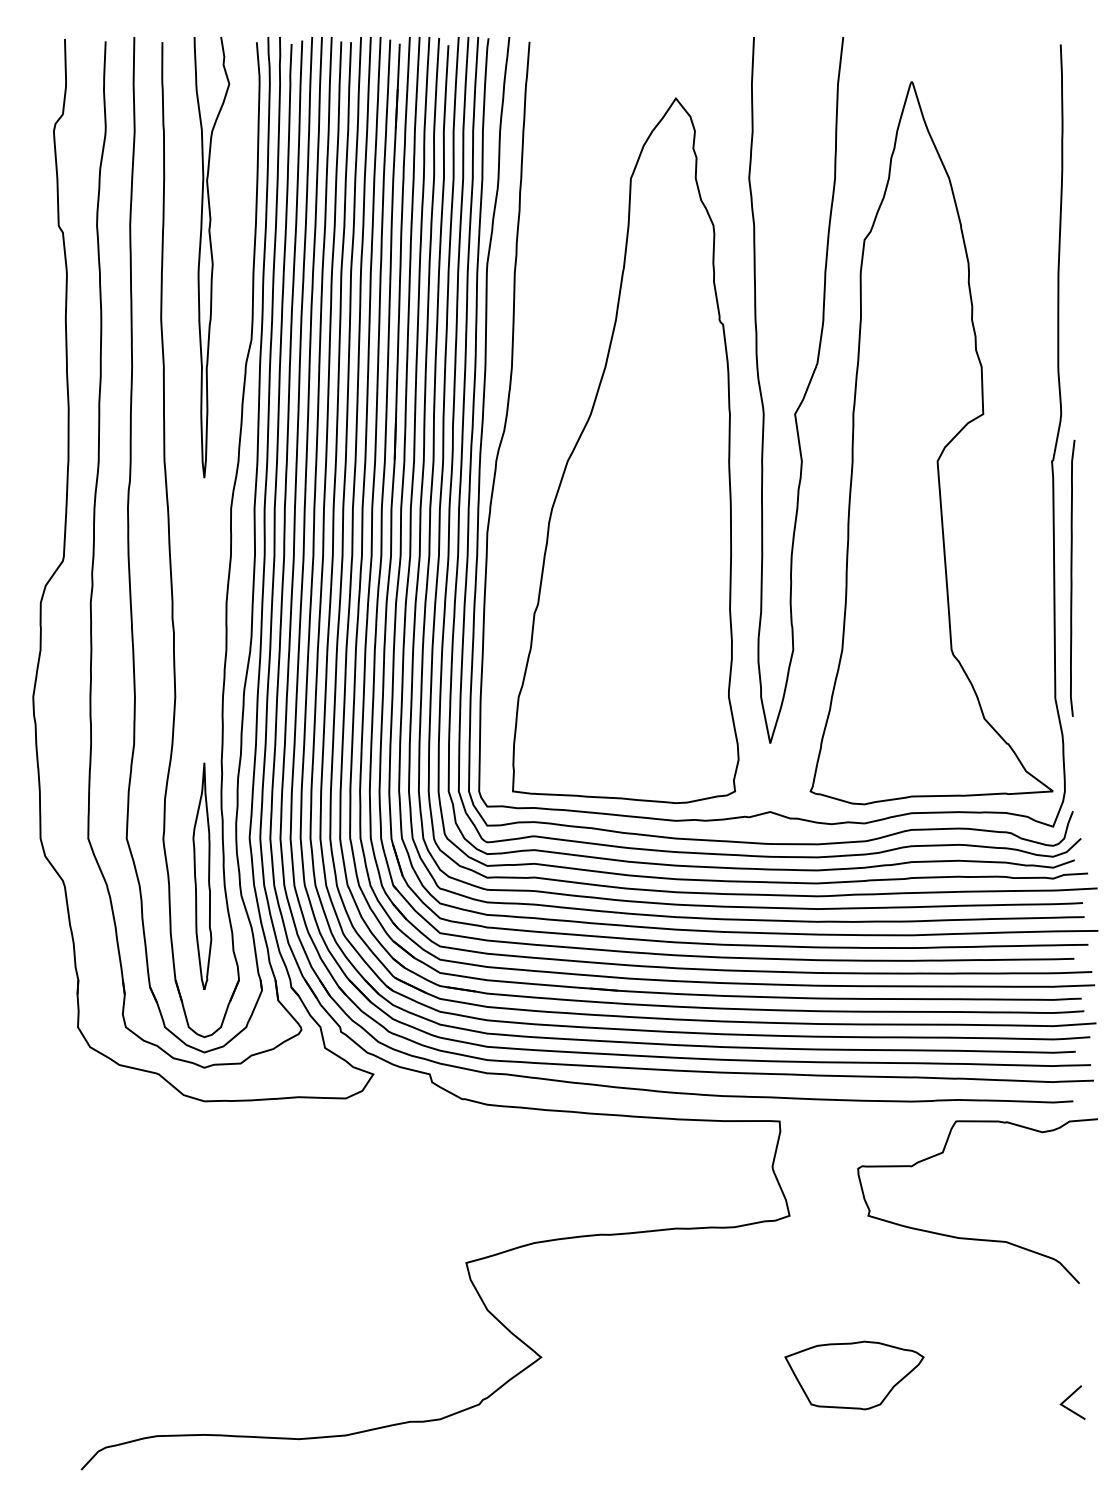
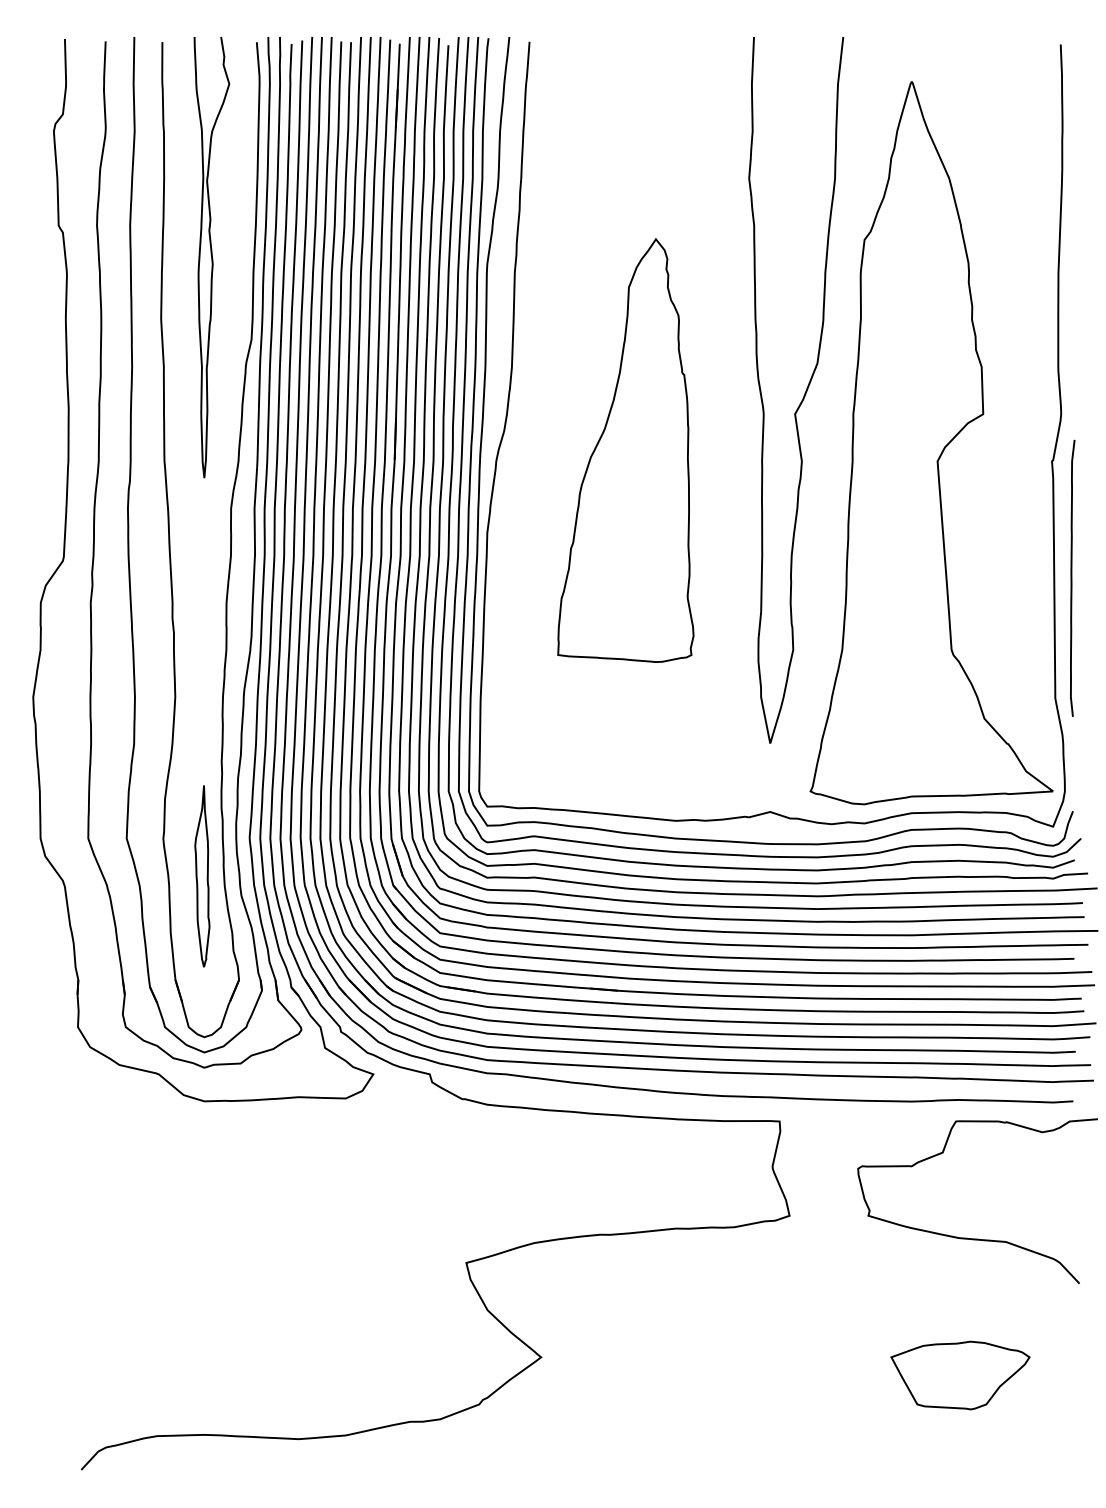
part size: 228x707 px -> 138x425 px (625, 450)
part size: 21x228 px -> 17x183 px (202, 876)
part position: (854, 1375) -> (960, 1375) (960, 1375)
line: present -> none (1069, 1398)
